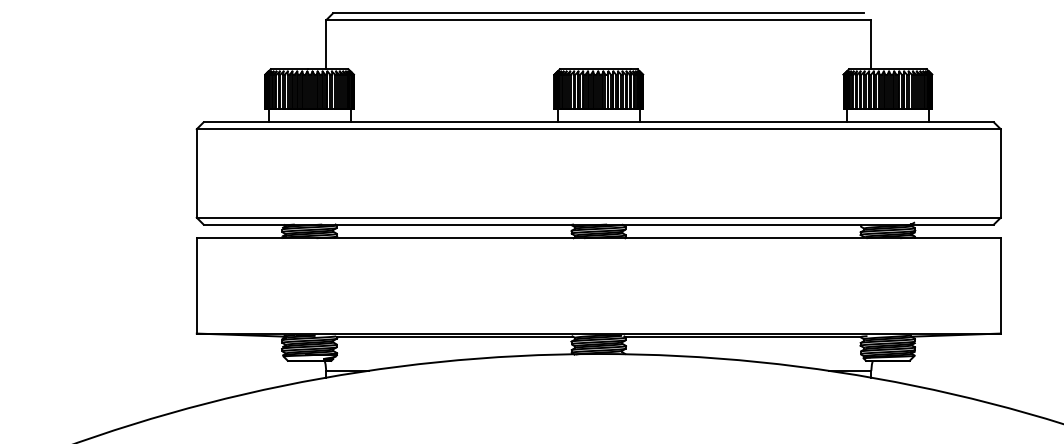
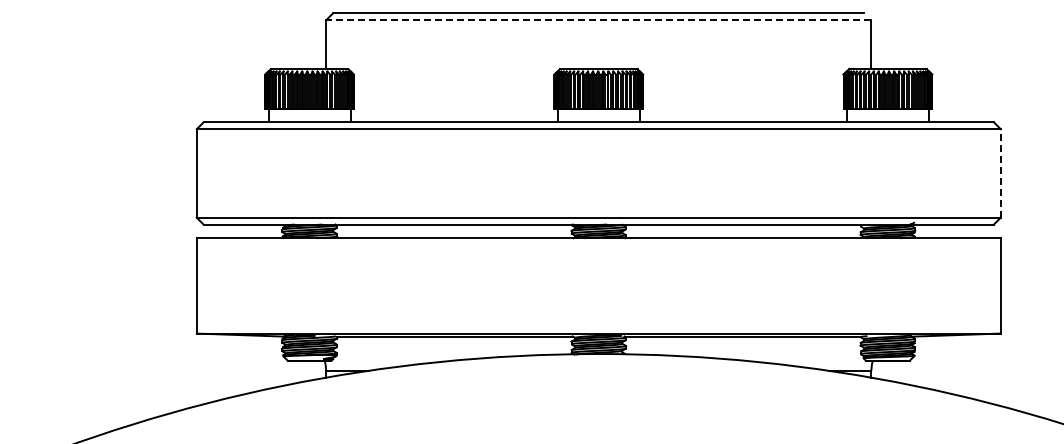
line: solid -> dashed (598, 20)
line: solid -> dashed (1000, 172)
